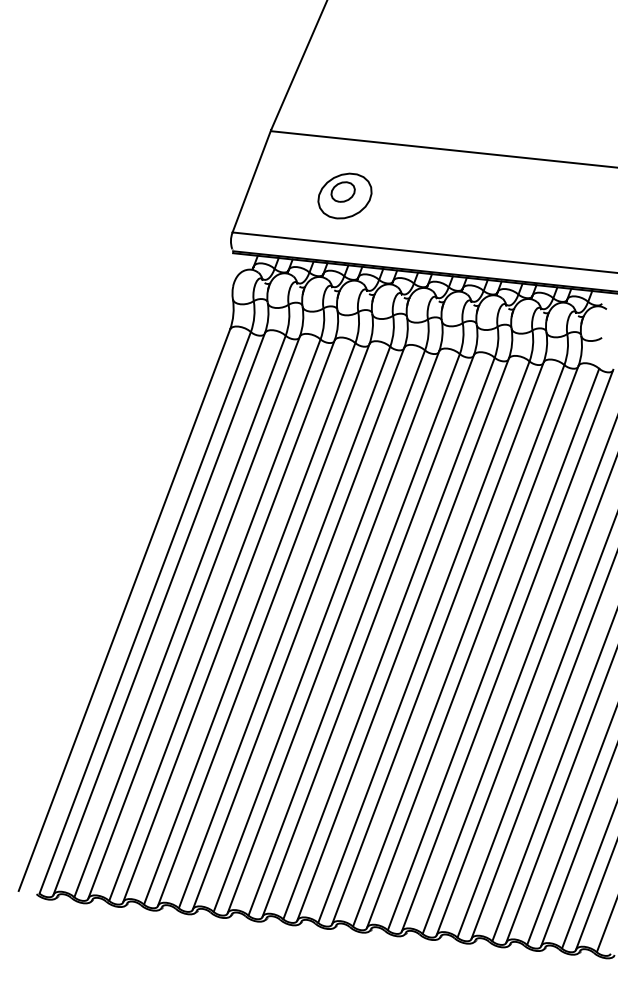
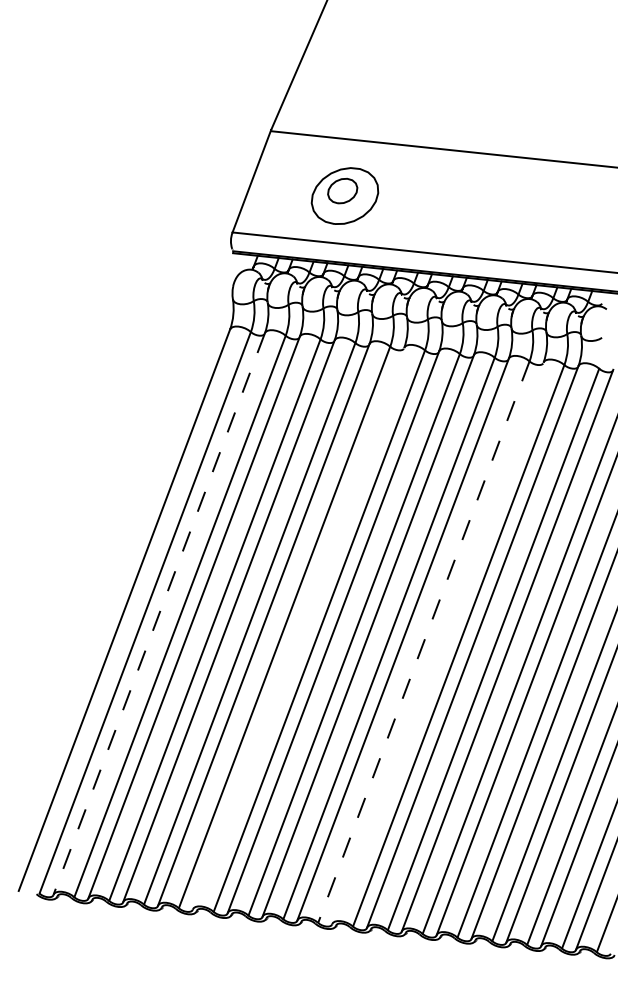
part size: 56x48 px -> 70x58 px (344, 195)
line: solid -> dashed (159, 613)
line: present -> none (298, 628)
line: solid -> dashed (423, 642)
line: present -> none (437, 643)
